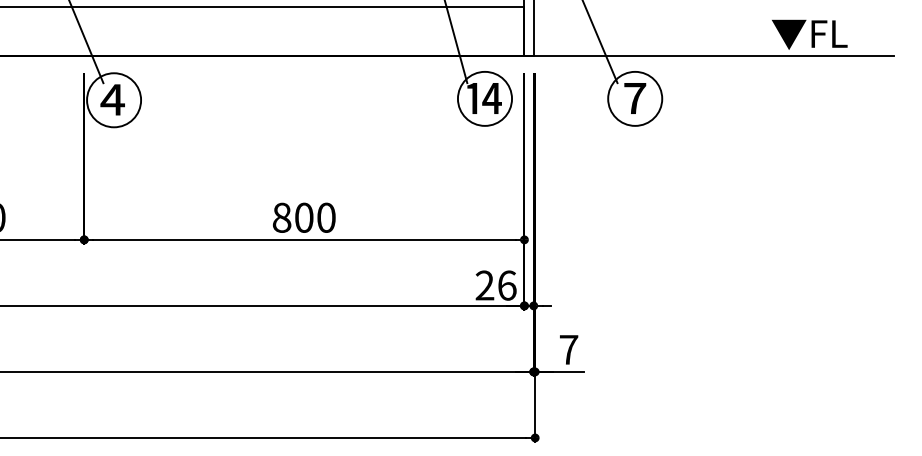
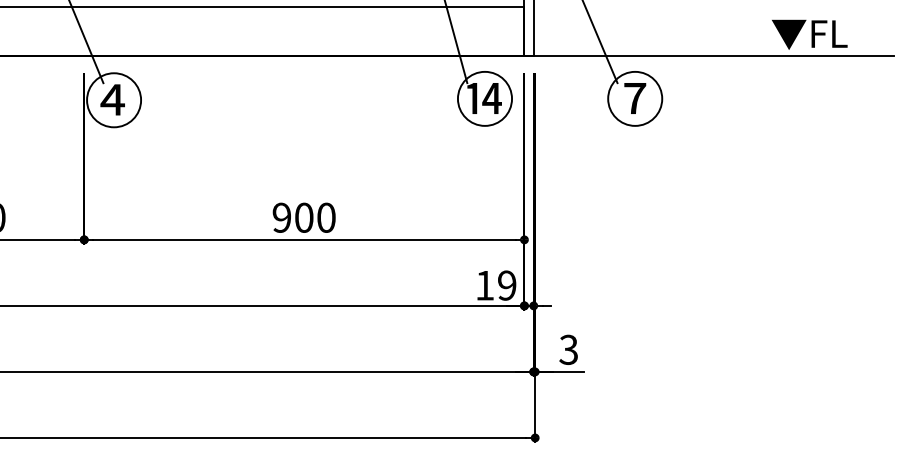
text: 800 -> 900 (281, 217)
text: 26 -> 19 (495, 285)
text: 7 -> 3 (568, 349)
